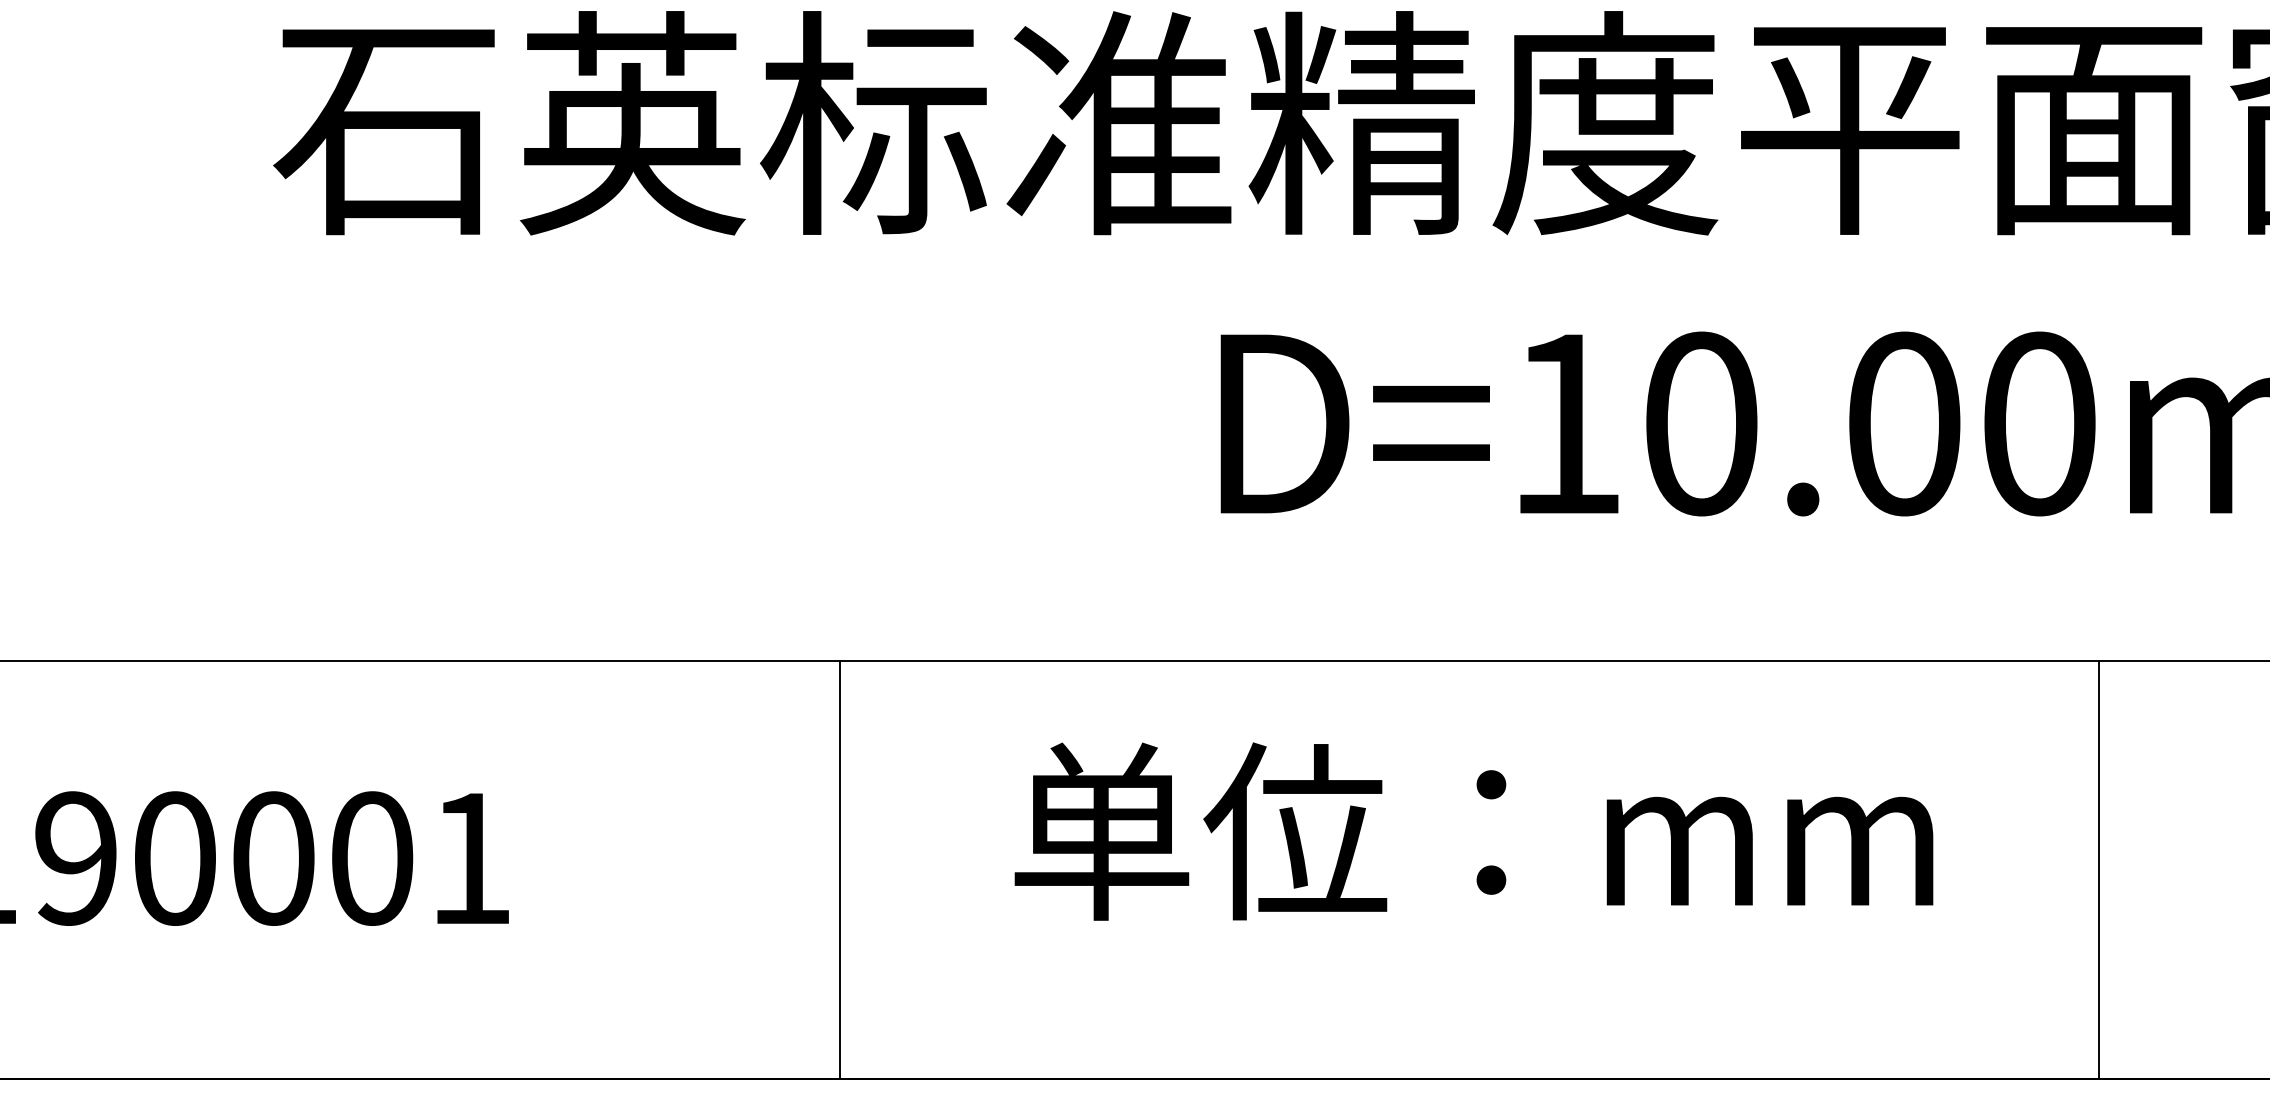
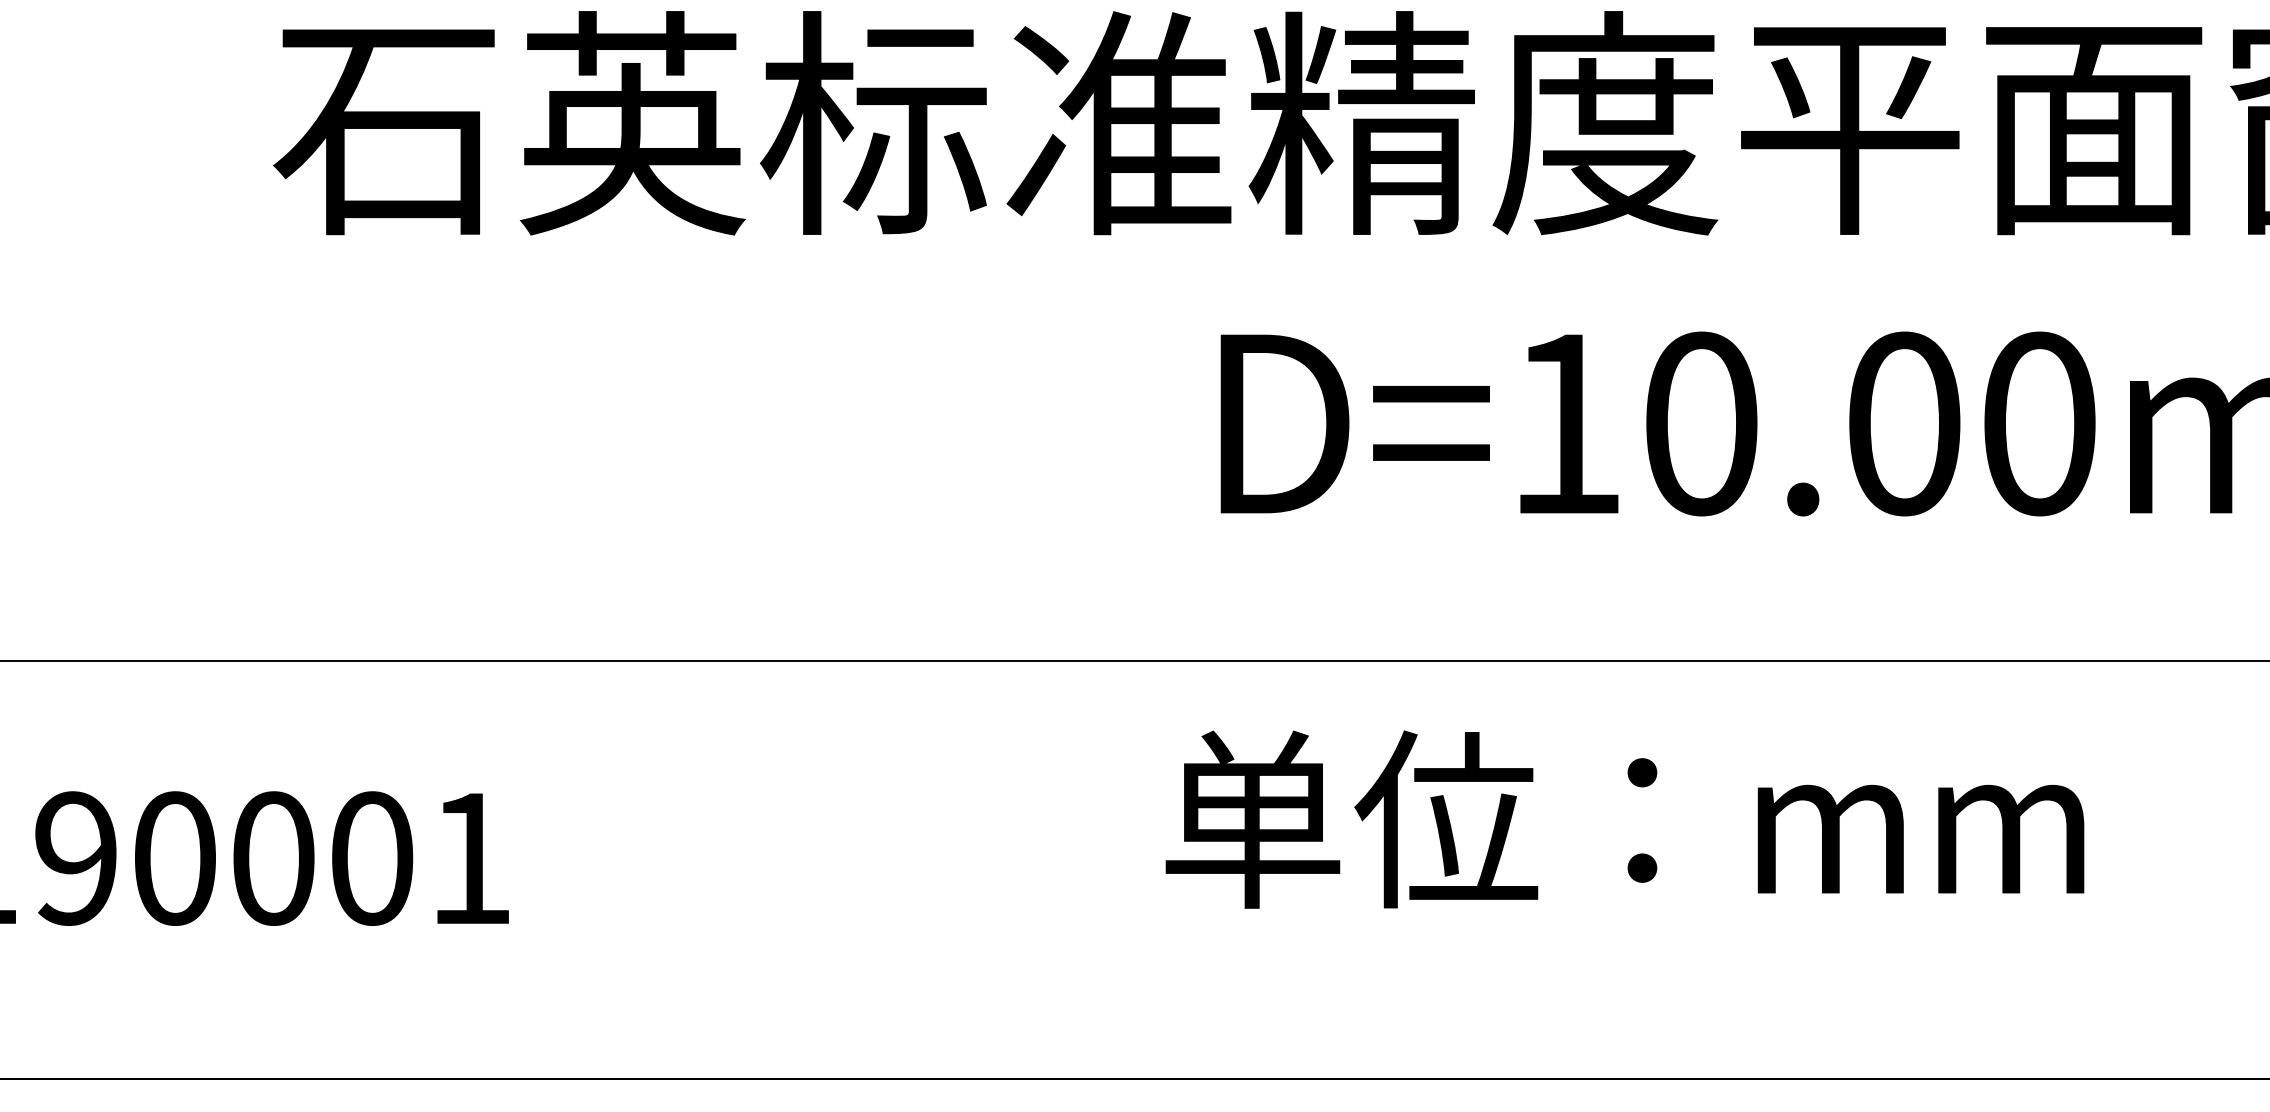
text position: (1473, 831) -> (1624, 819) (1624, 819)
line: present -> none (839, 869)
line: present -> none (2099, 869)
